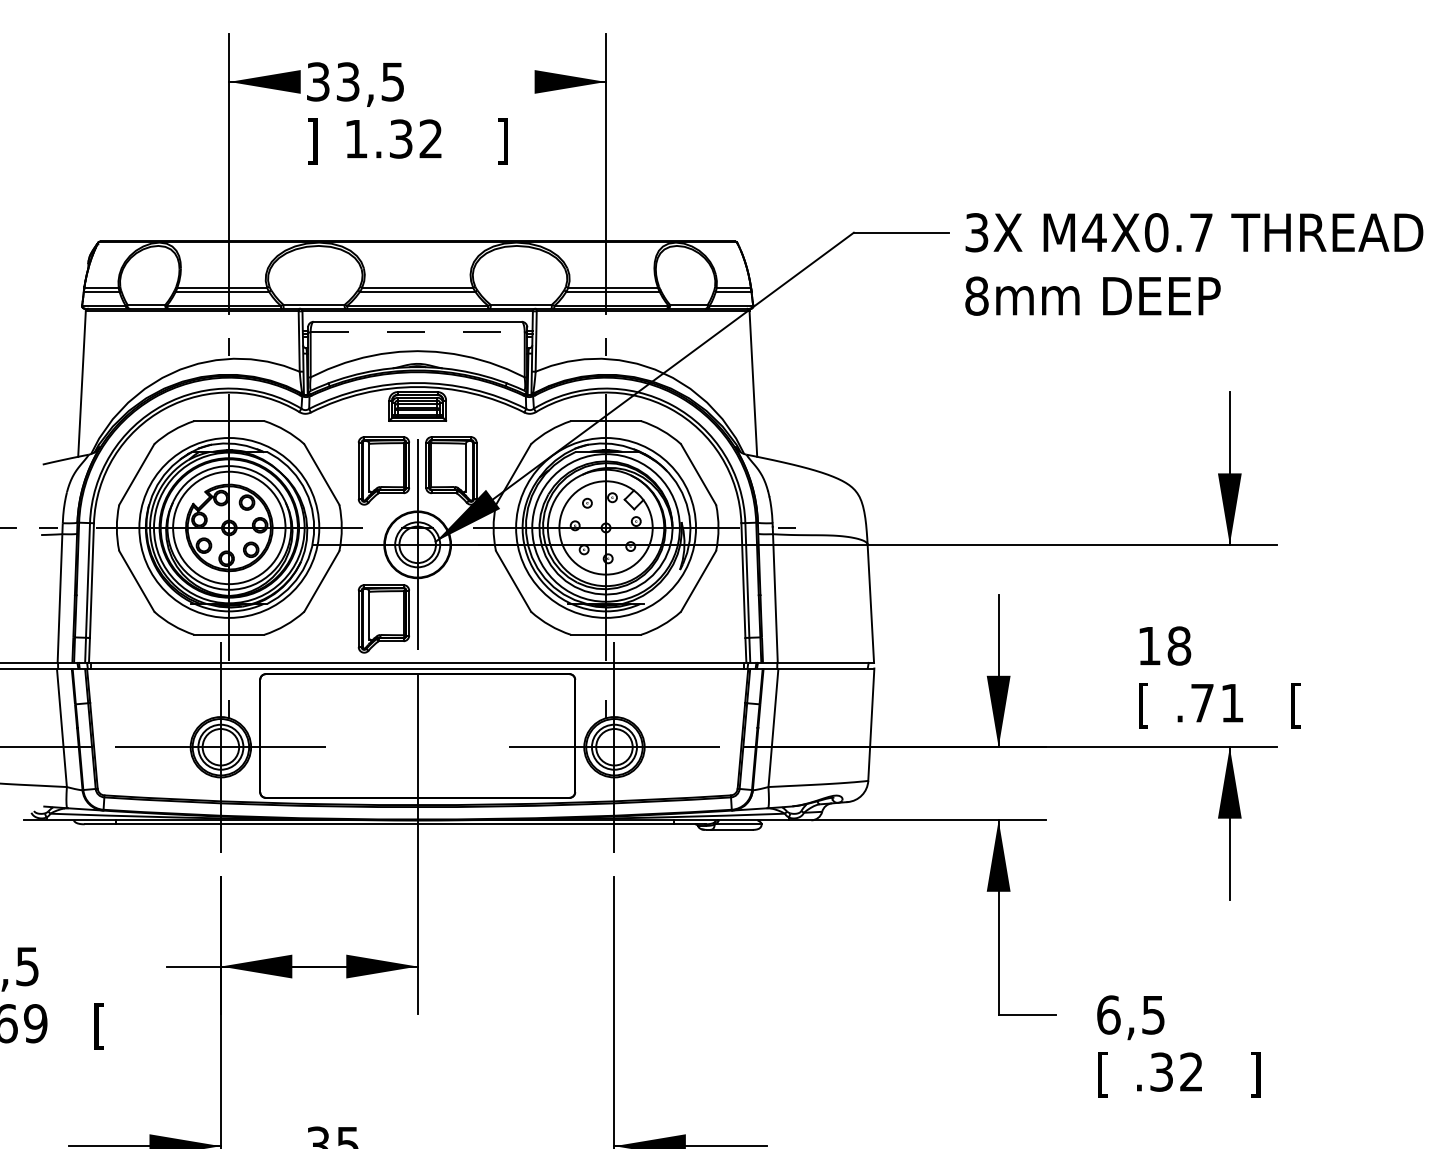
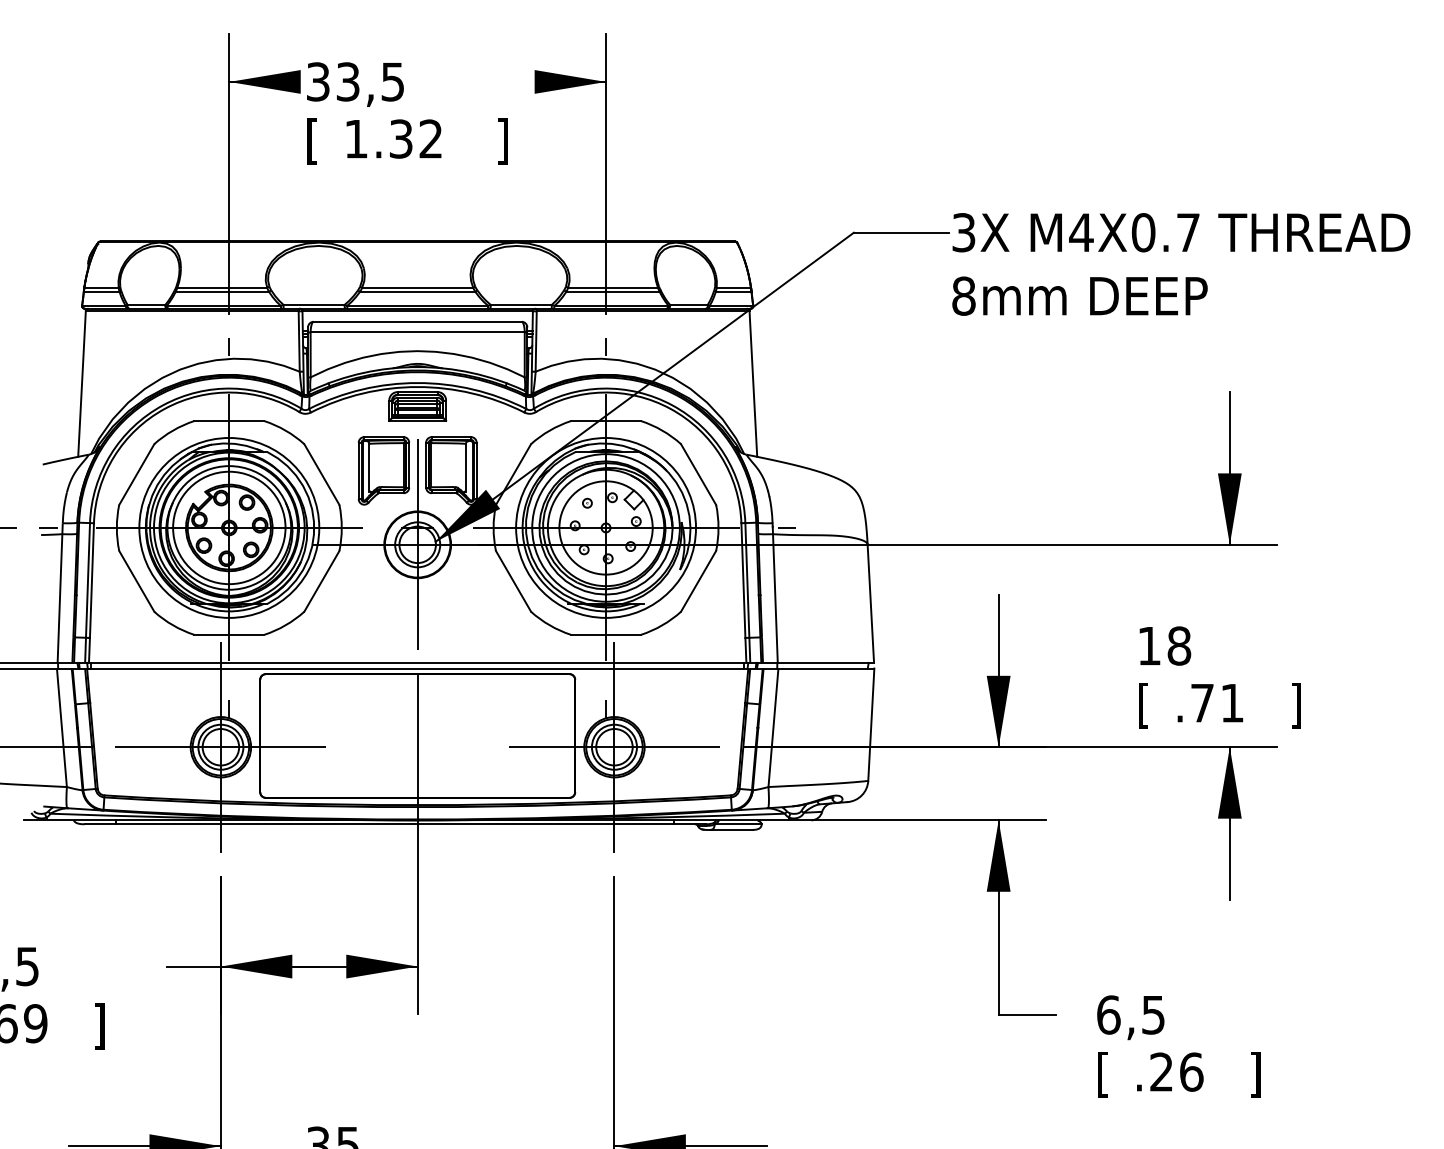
text: ] -> [ (312, 141)
text position: (1194, 264) -> (1181, 264) (1181, 264)
line: dashed -> solid (418, 332)
part: present -> none (383, 618)
text: [ -> ] (1295, 705)
text: [ -> ] (99, 1026)
text: .32 -> .26 (1176, 1071)
